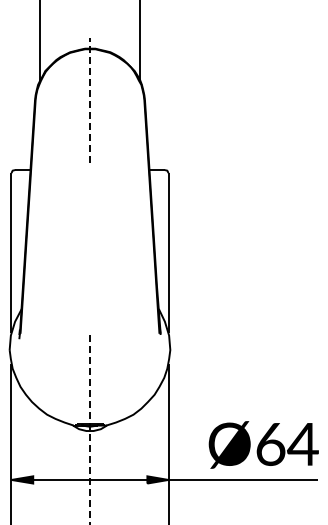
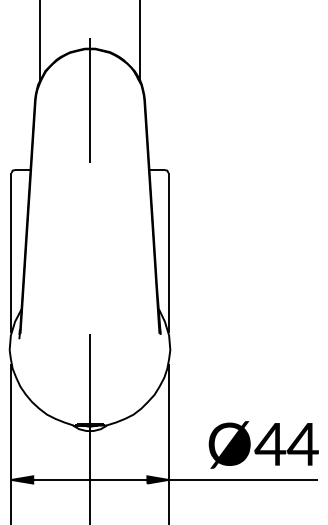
line: dashed -> solid (90, 100)
line: dashed -> solid (90, 428)
text: Ø6 -> Ø4 (270, 444)
